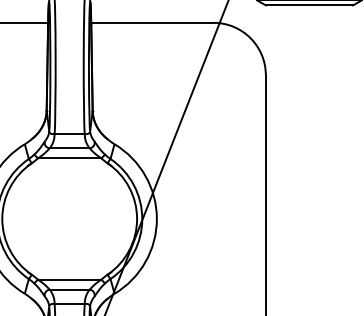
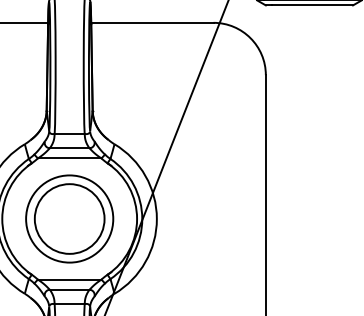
part: none -> present (69, 218)
